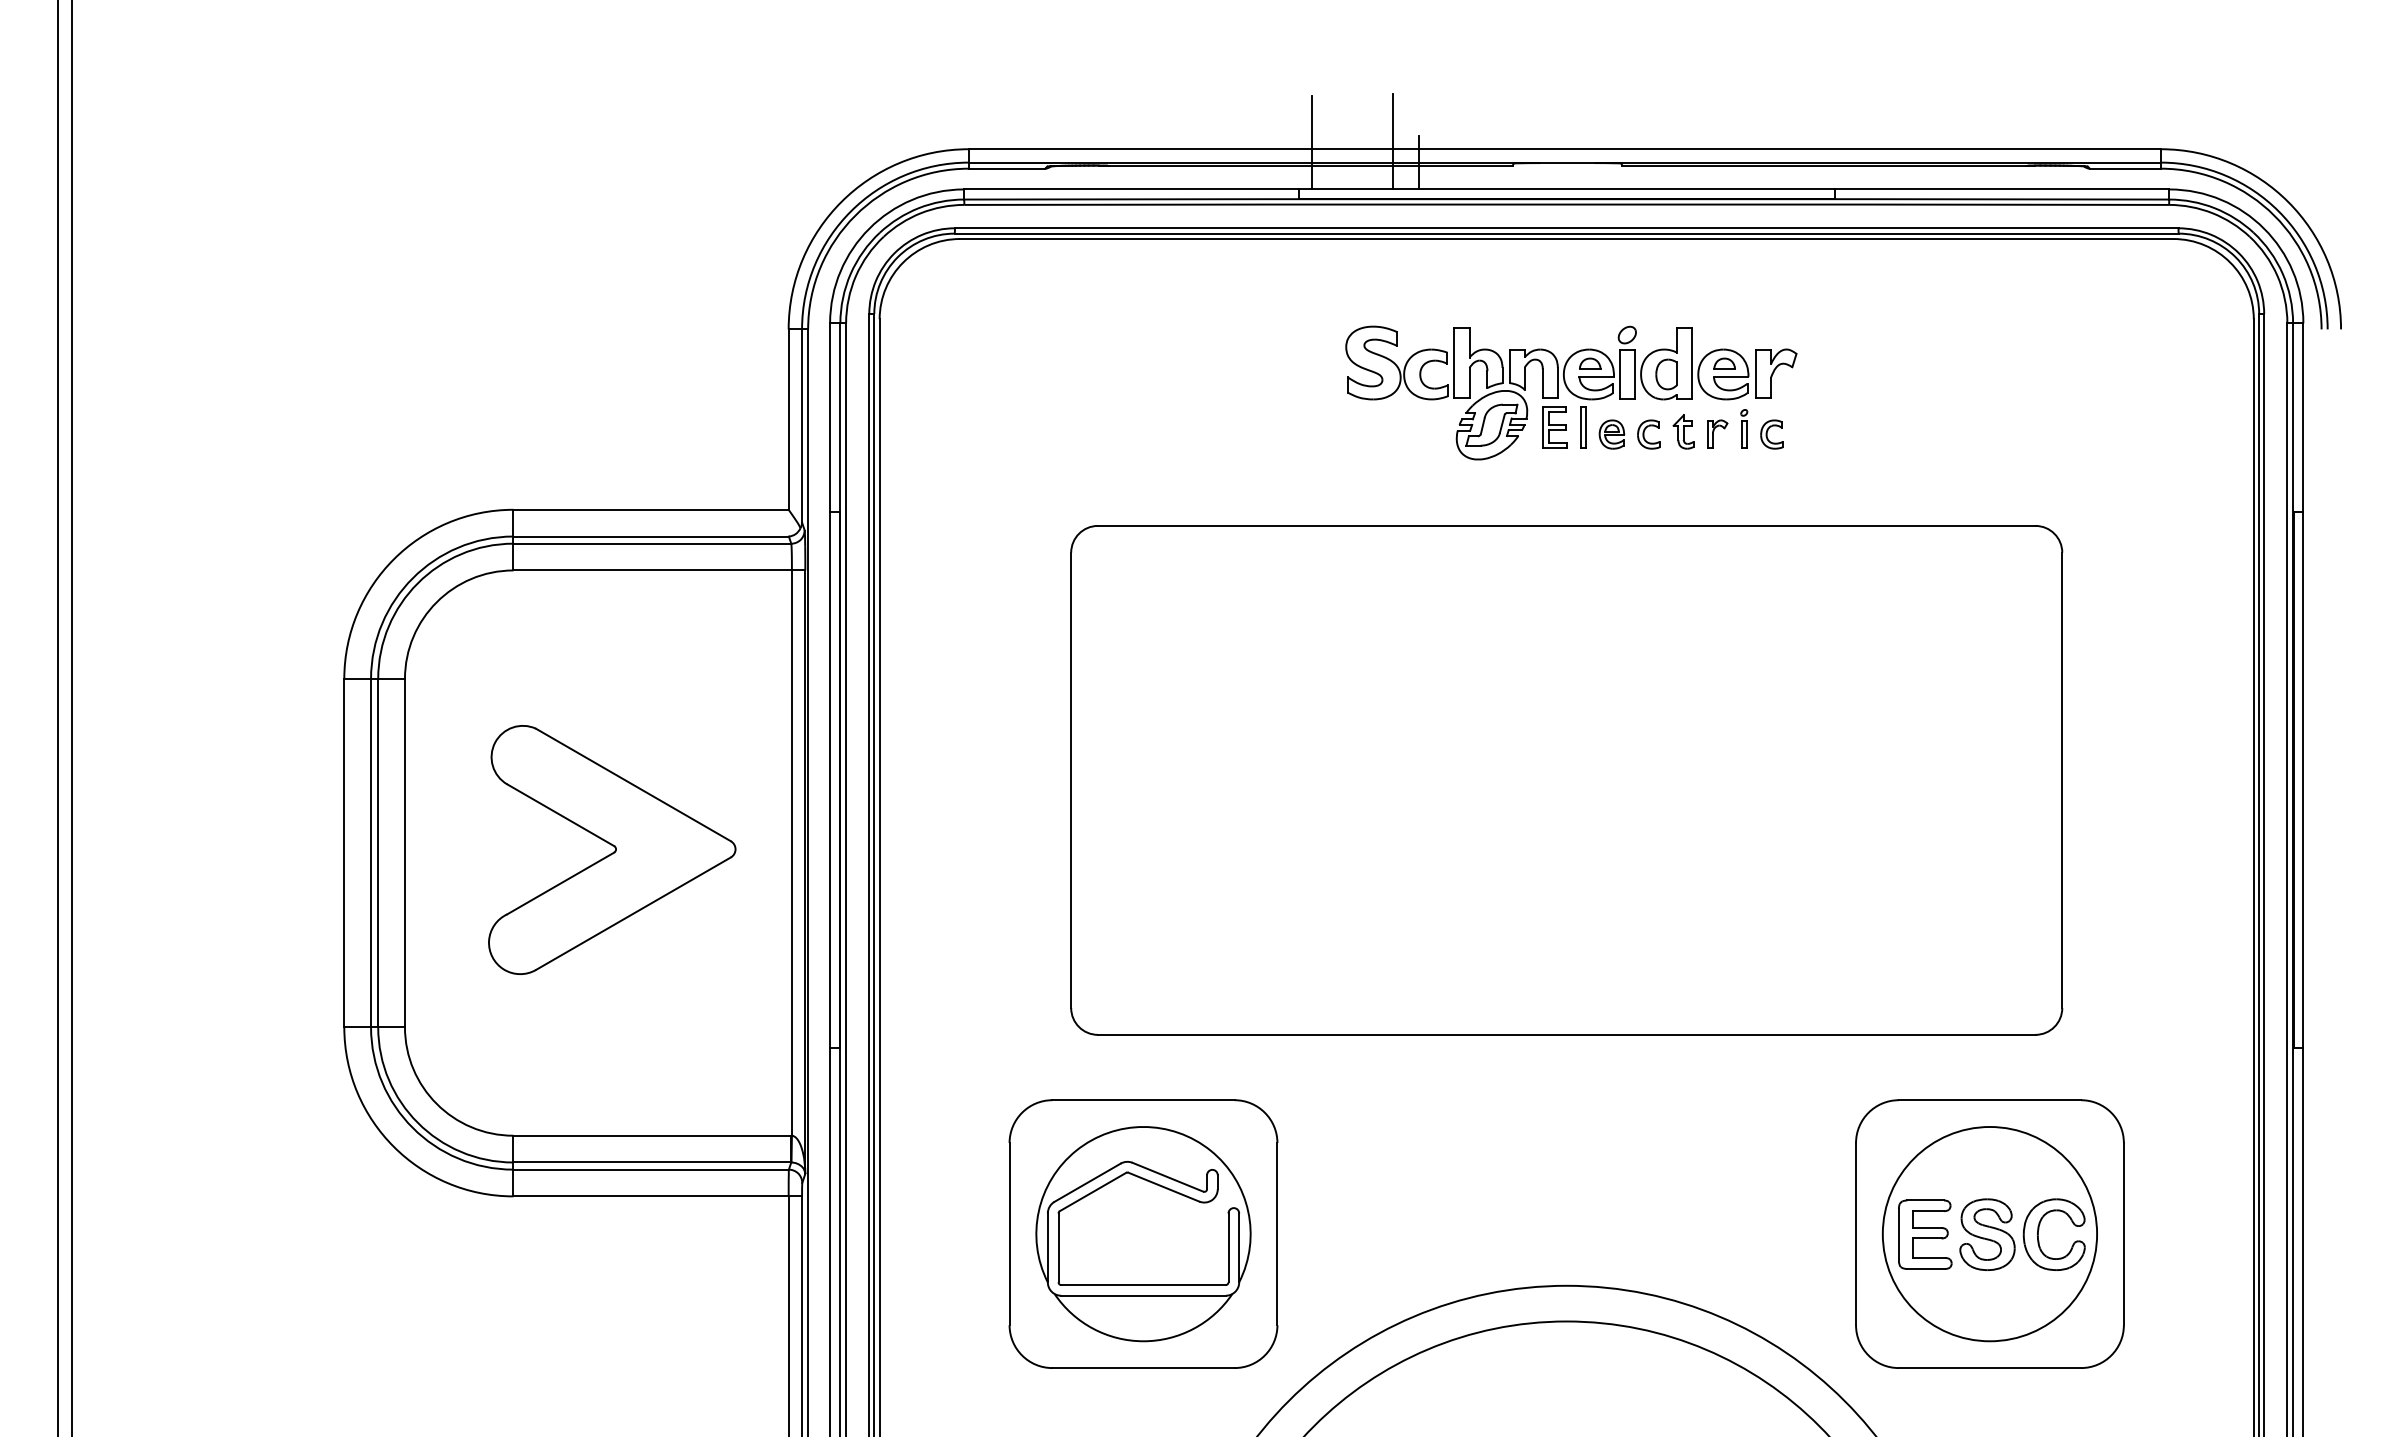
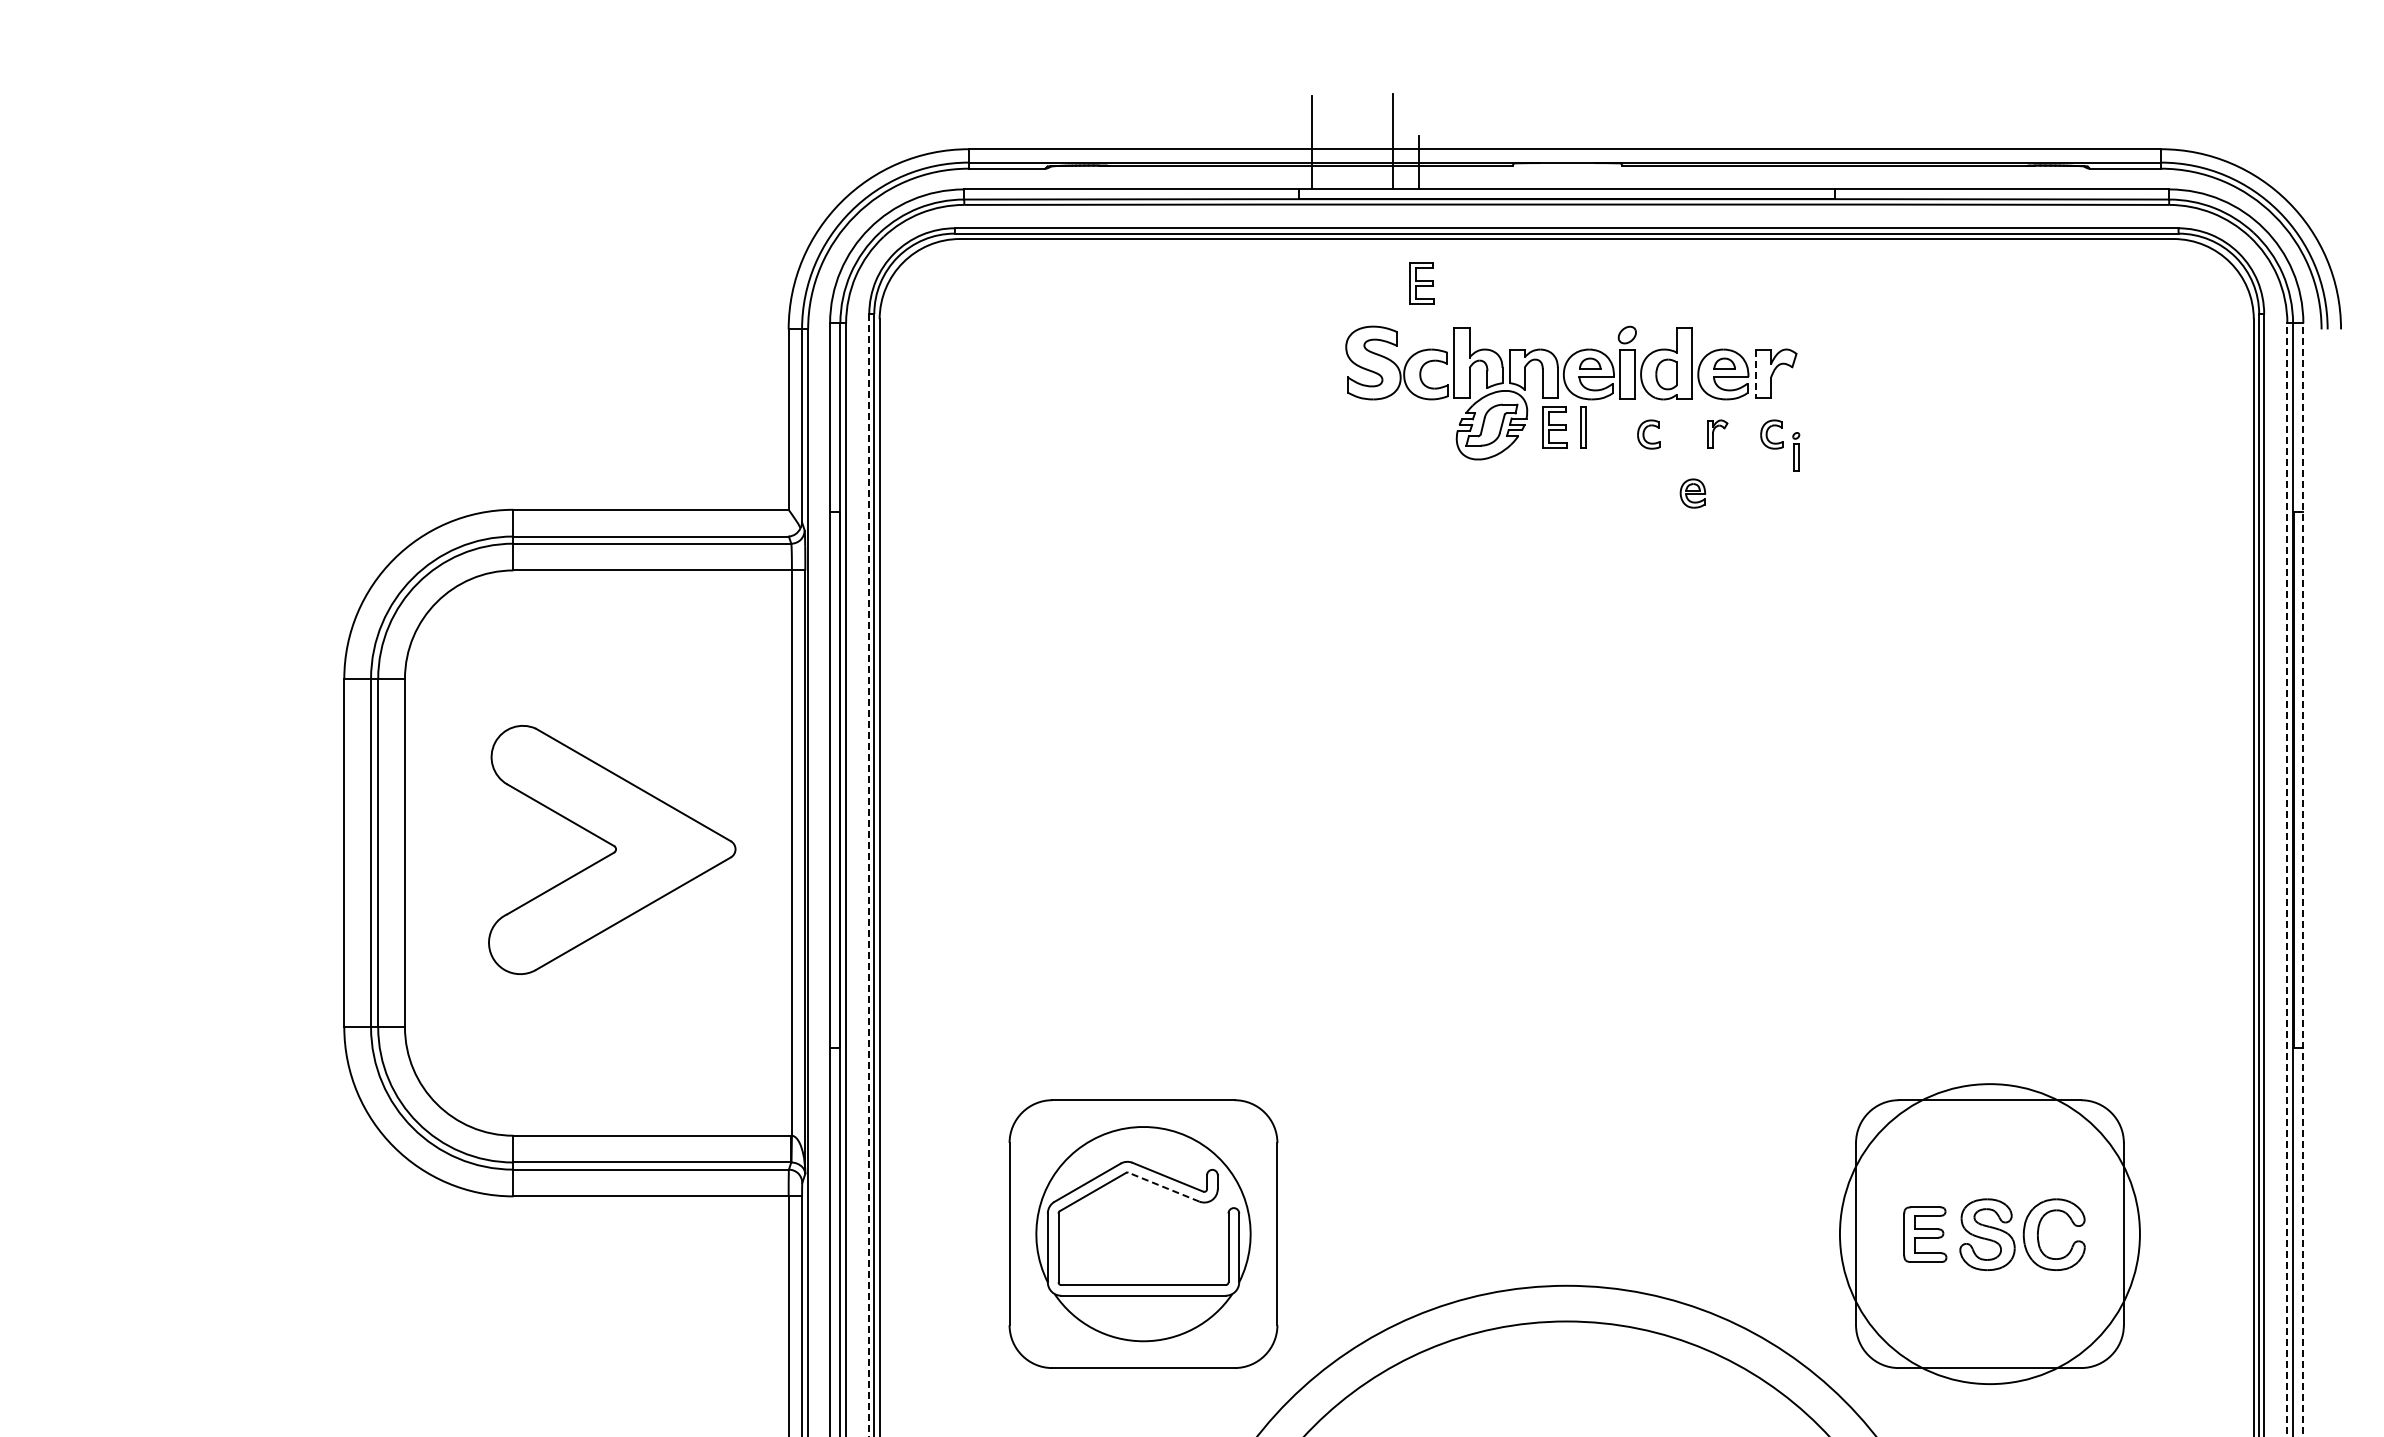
part: none -> present (1421, 283)
line: solid -> dashed (1755, 374)
part position: (1744, 428) -> (1796, 451) (1796, 451)
part: present -> none (1683, 431)
part position: (1611, 434) -> (1692, 493) (1692, 493)
line: present -> none (58, 717)
line: present -> none (71, 717)
part: present -> none (1566, 780)
line: solid -> dashed (869, 875)
line: solid -> dashed (2287, 879)
line: solid -> dashed (2303, 879)
line: solid -> dashed (1163, 1186)
circle diameter: 214 px -> 300 px (1989, 1234)
part size: 55x71 px -> 45x57 px (1925, 1234)
